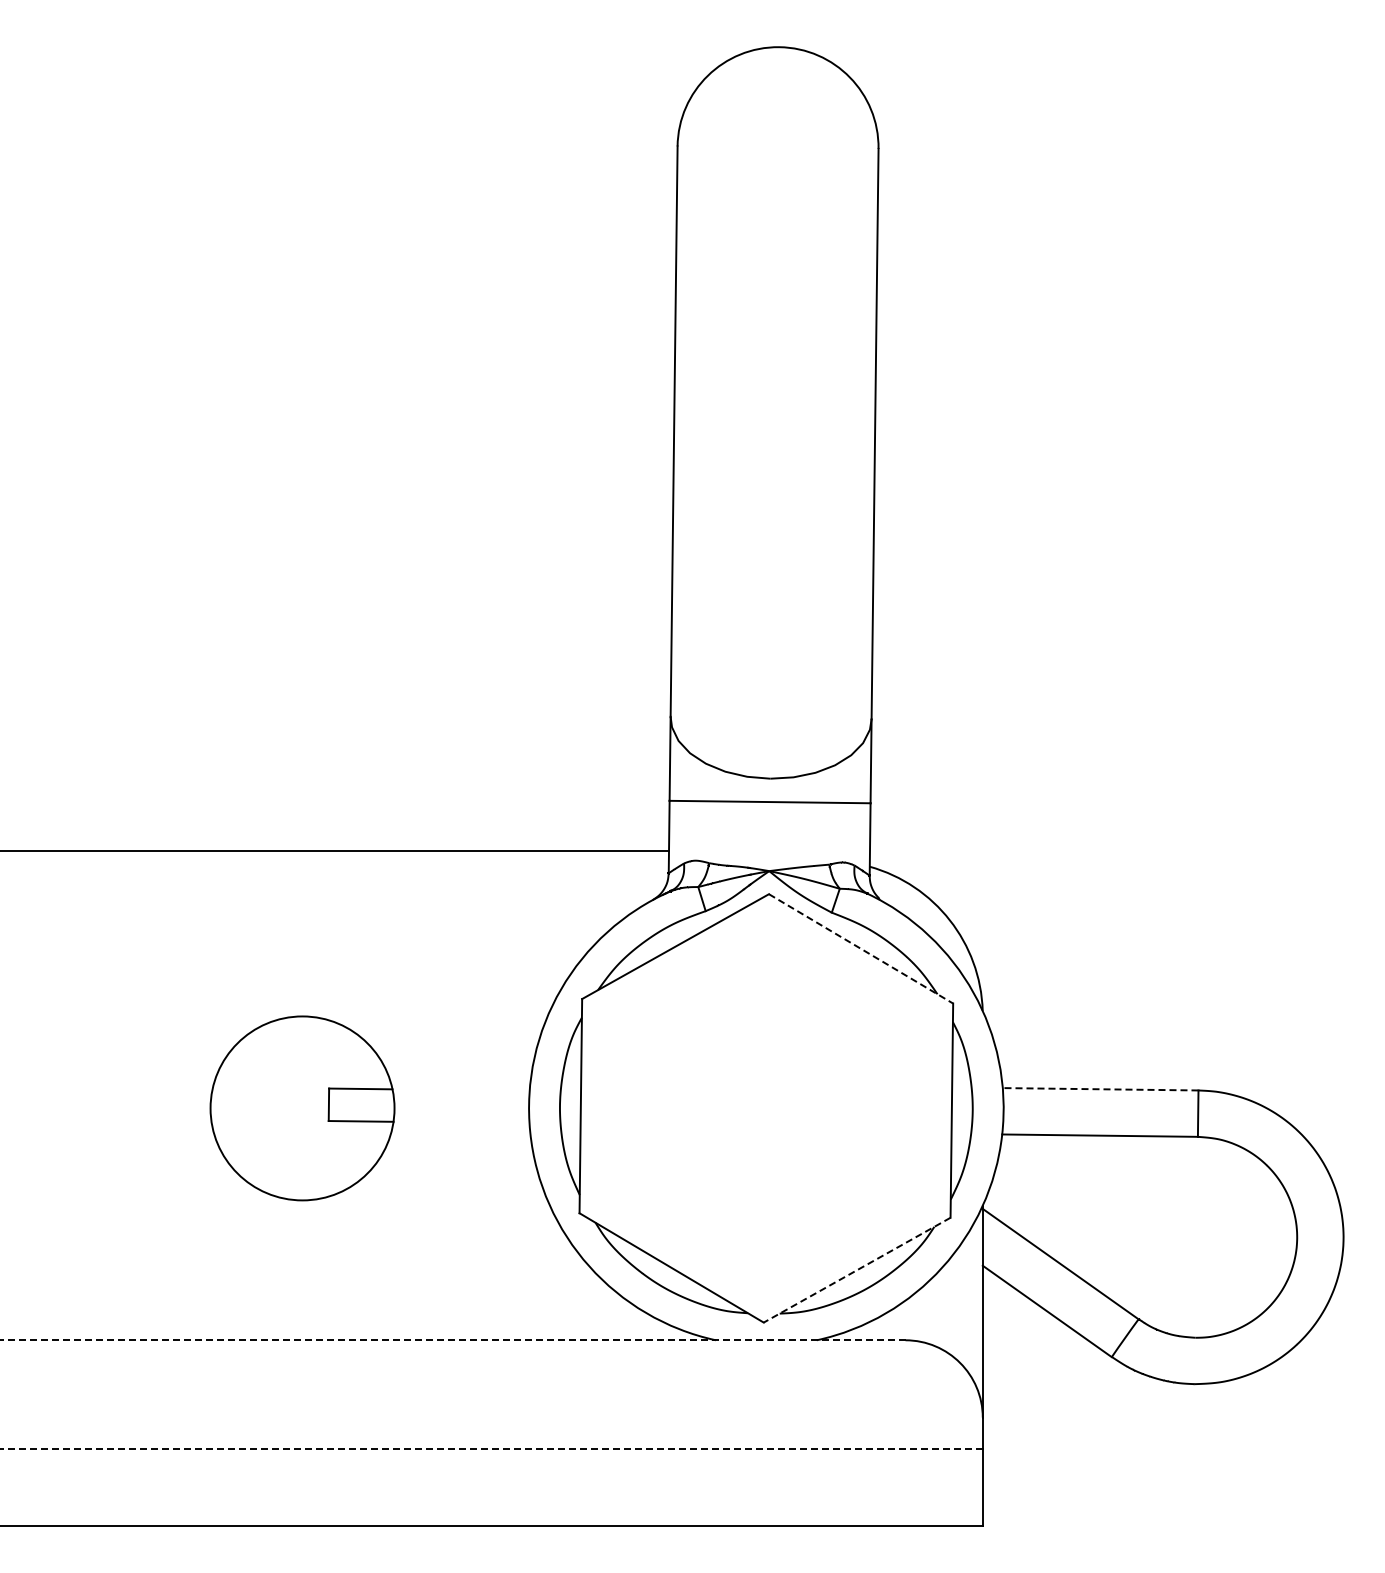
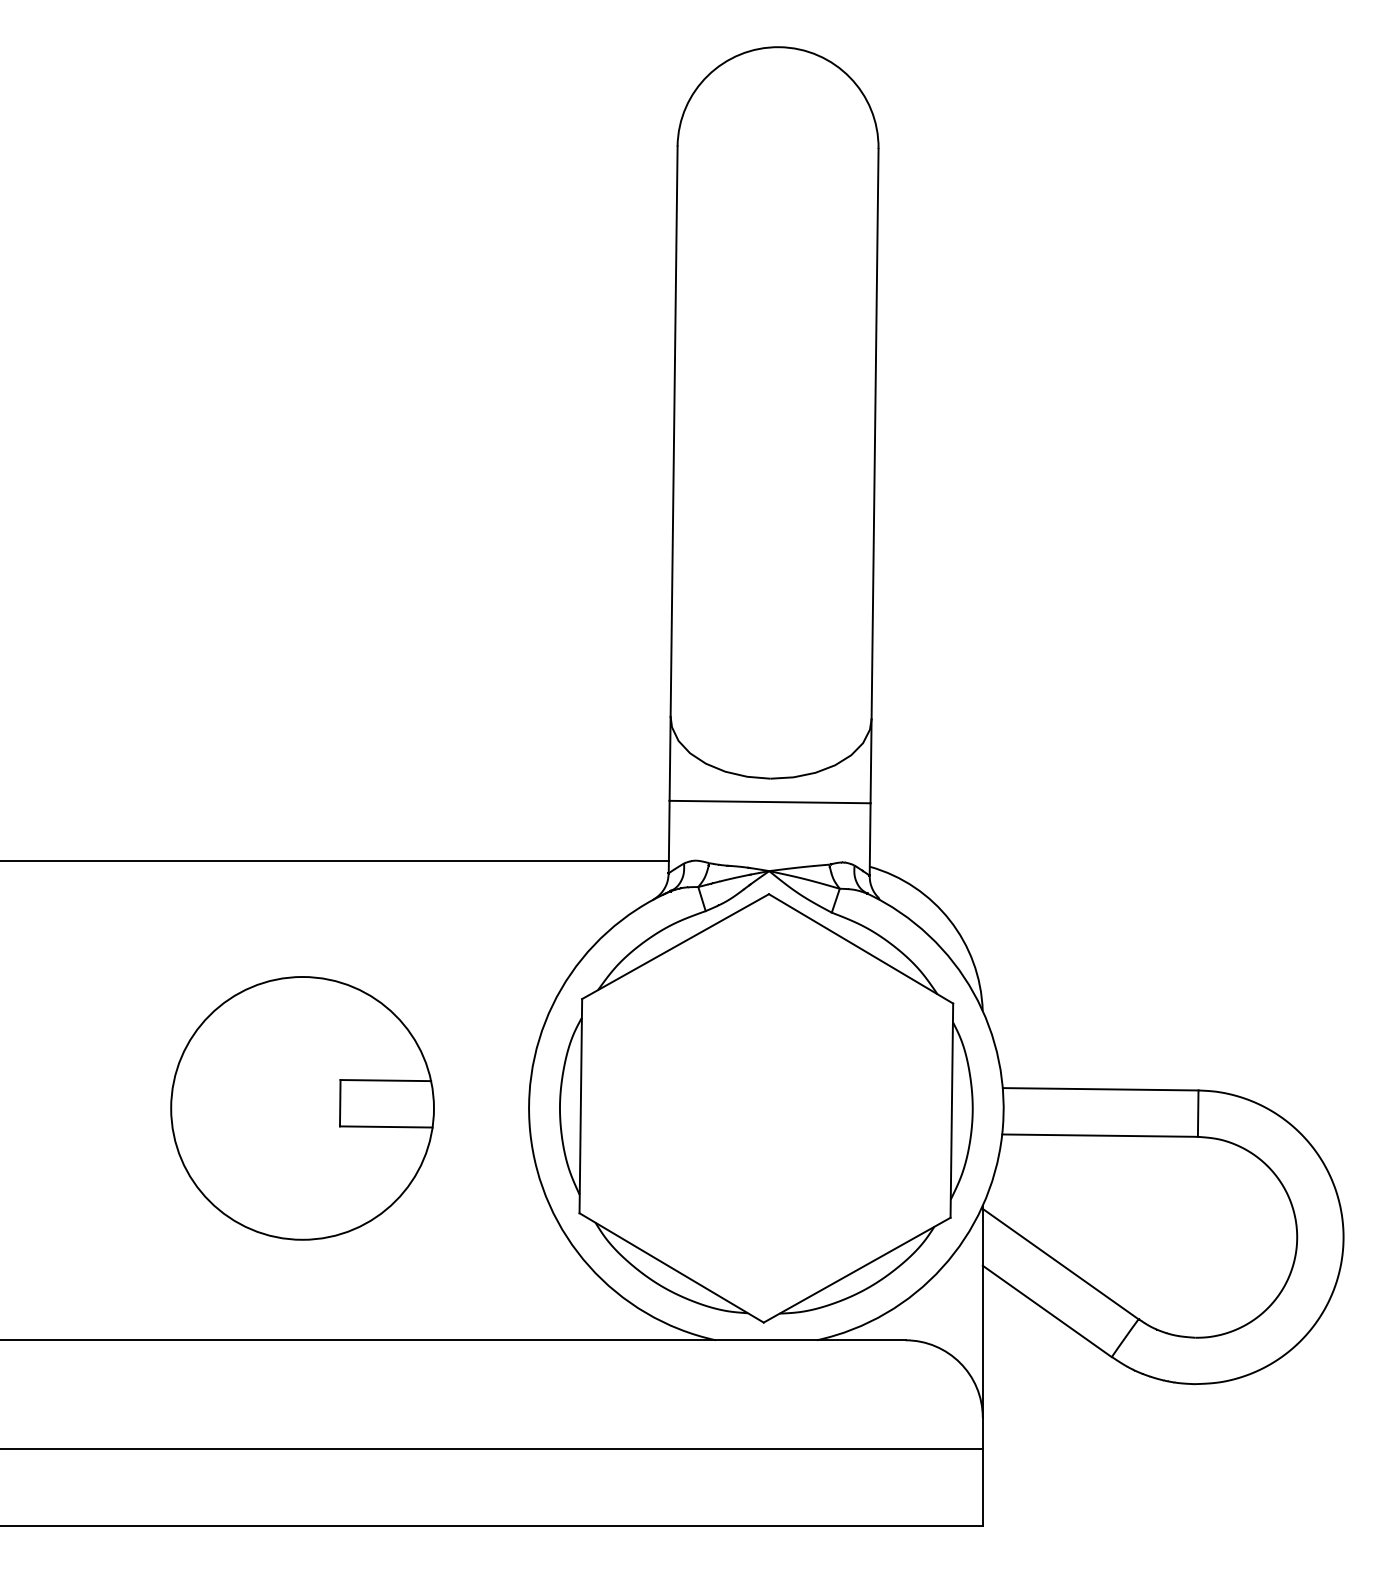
line position: (335, 851) -> (335, 861) (335, 861)
line: dashed -> solid (861, 949)
line: dashed -> solid (1100, 1089)
part size: 187x187 px -> 265x265 px (302, 1108)
line: dashed -> solid (856, 1270)
line: dashed -> solid (452, 1340)
line: dashed -> solid (490, 1448)
